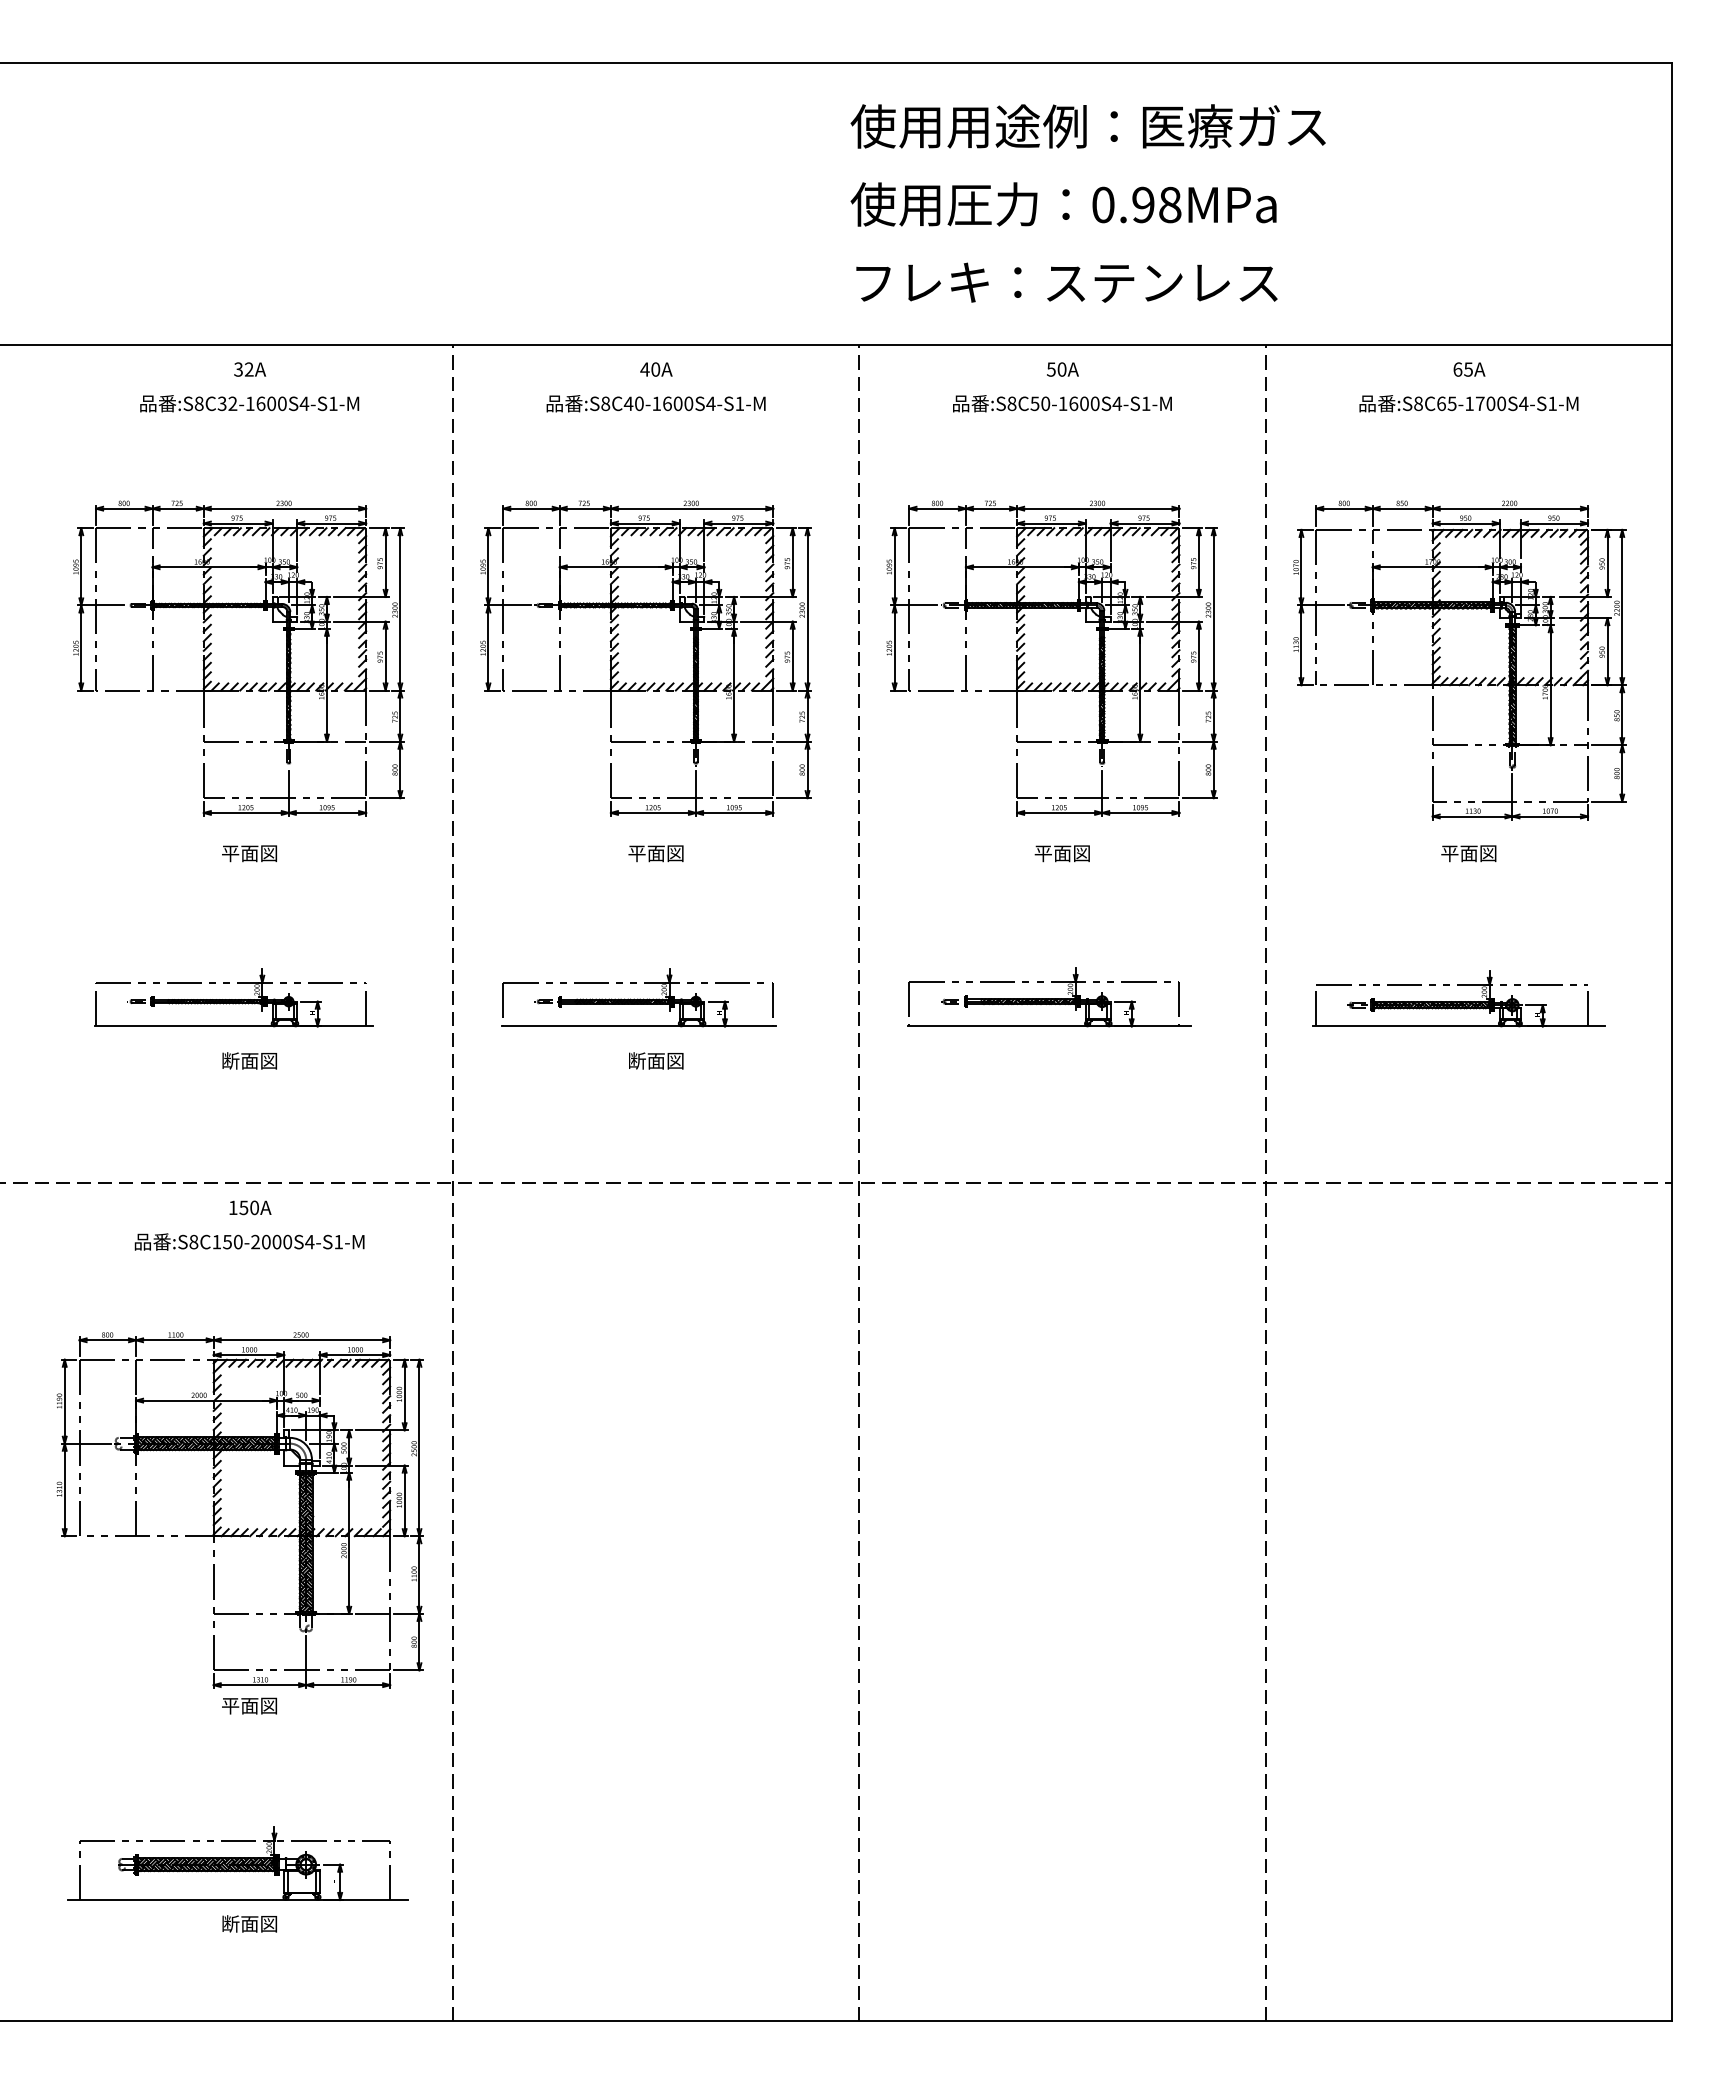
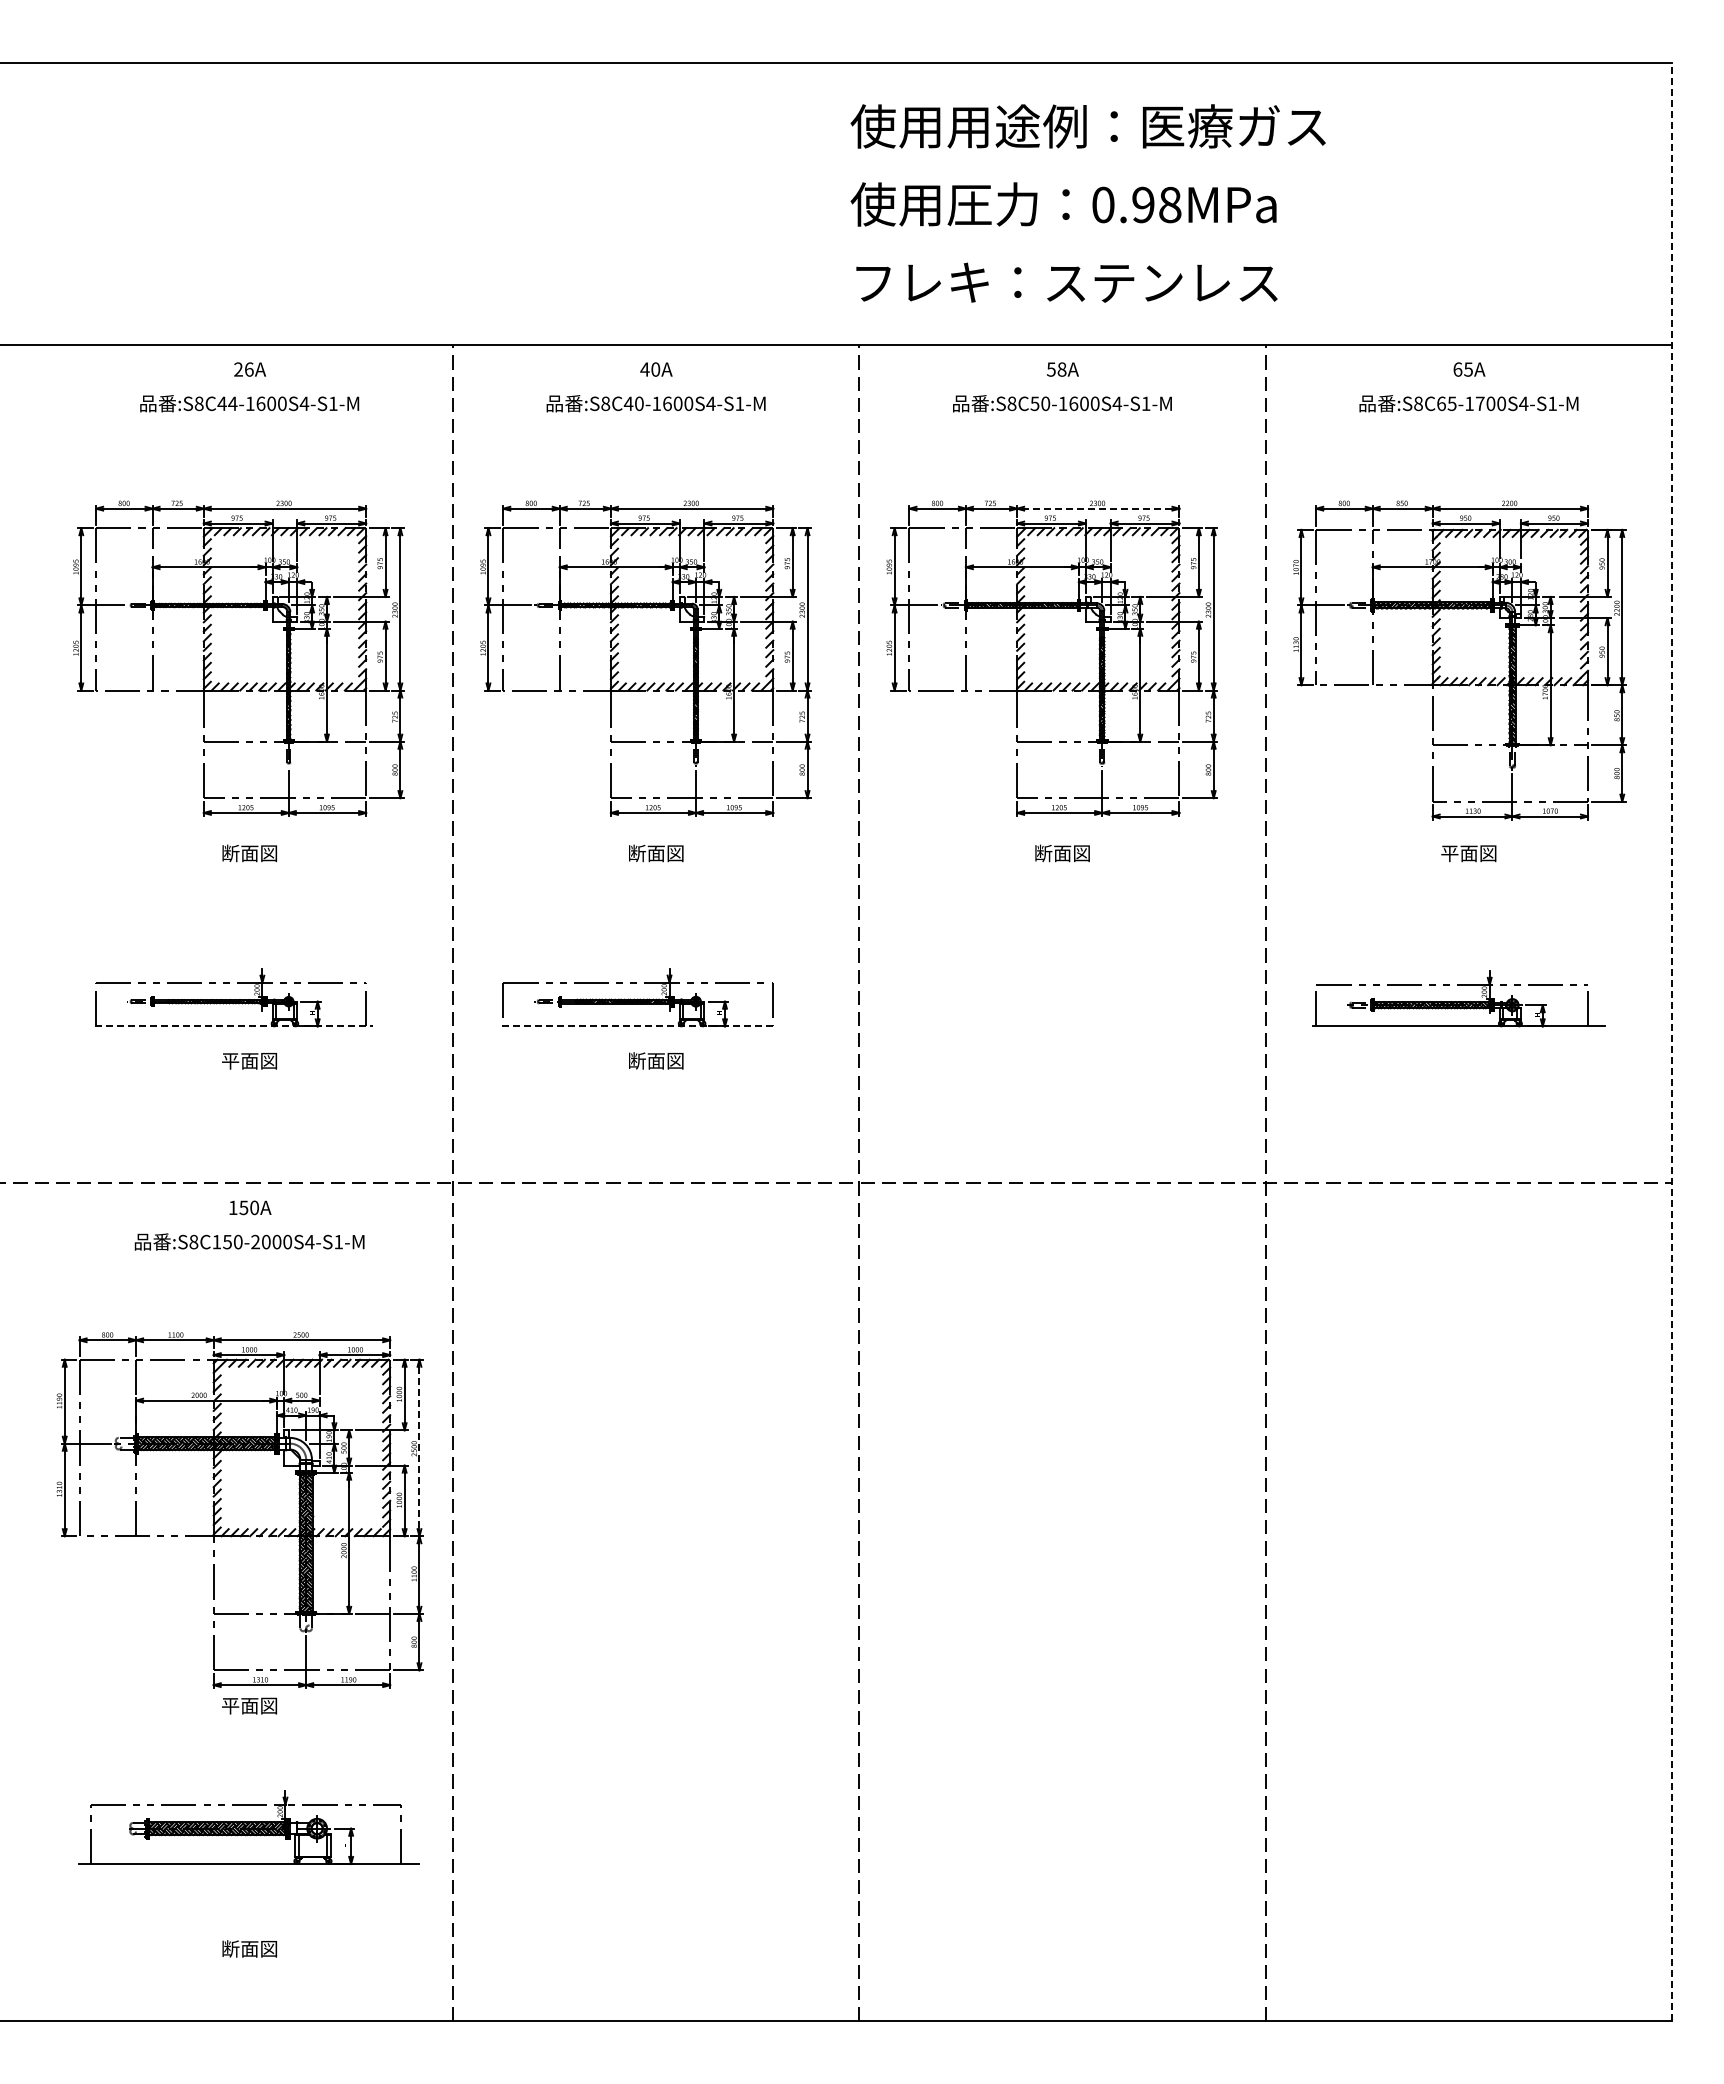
text: 32A -> 26A (243, 369)
text: 50A -> 58A (1061, 369)
text: :S8C32-1600S4-S1-M -> :S8C44-1600S4-S1-M (227, 403)
line: solid -> dashed (1097, 508)
text: 平面図 -> 断面図 (230, 853)
text: 平面図 -> 断面図 (637, 853)
text: 平面図 -> 断面図 (1043, 853)
part: present -> none (1049, 997)
line: solid -> dashed (234, 1026)
line: solid -> dashed (638, 1026)
line: solid -> dashed (1672, 1041)
text: 断面図 -> 平面図 (230, 1060)
line: solid -> dashed (419, 1448)
part position: (237, 1863) -> (248, 1827) (248, 1827)
text position: (249, 1923) -> (249, 1948) (249, 1948)
